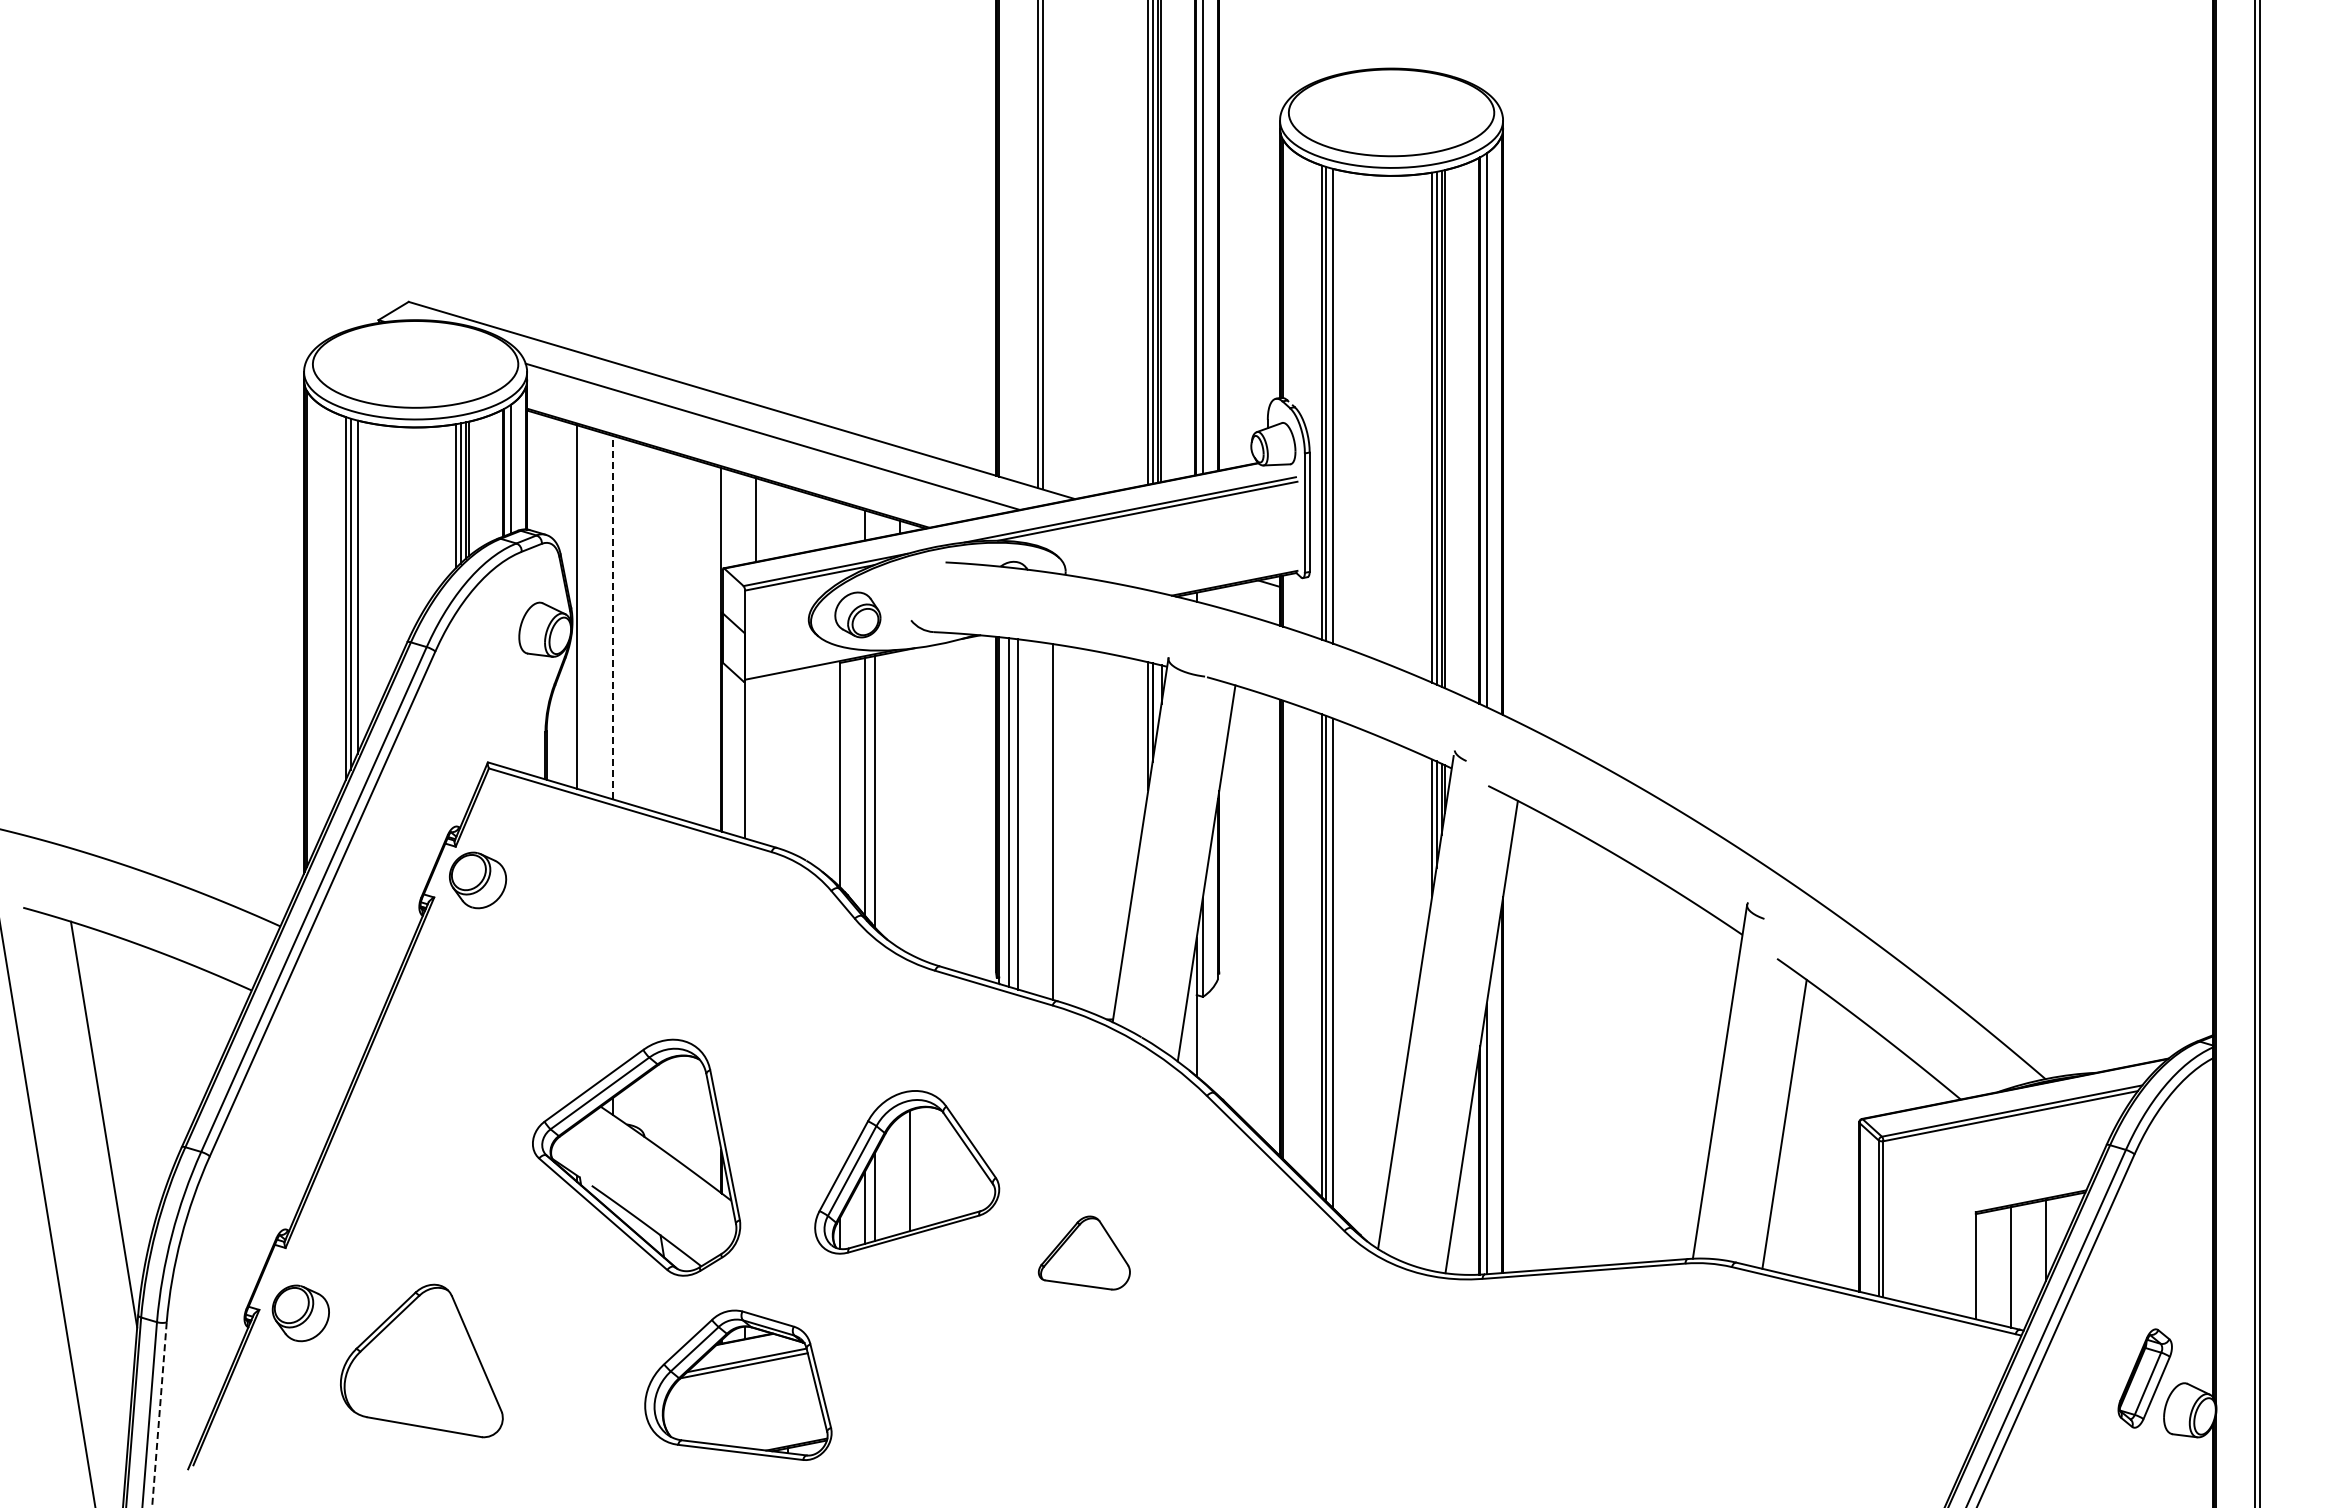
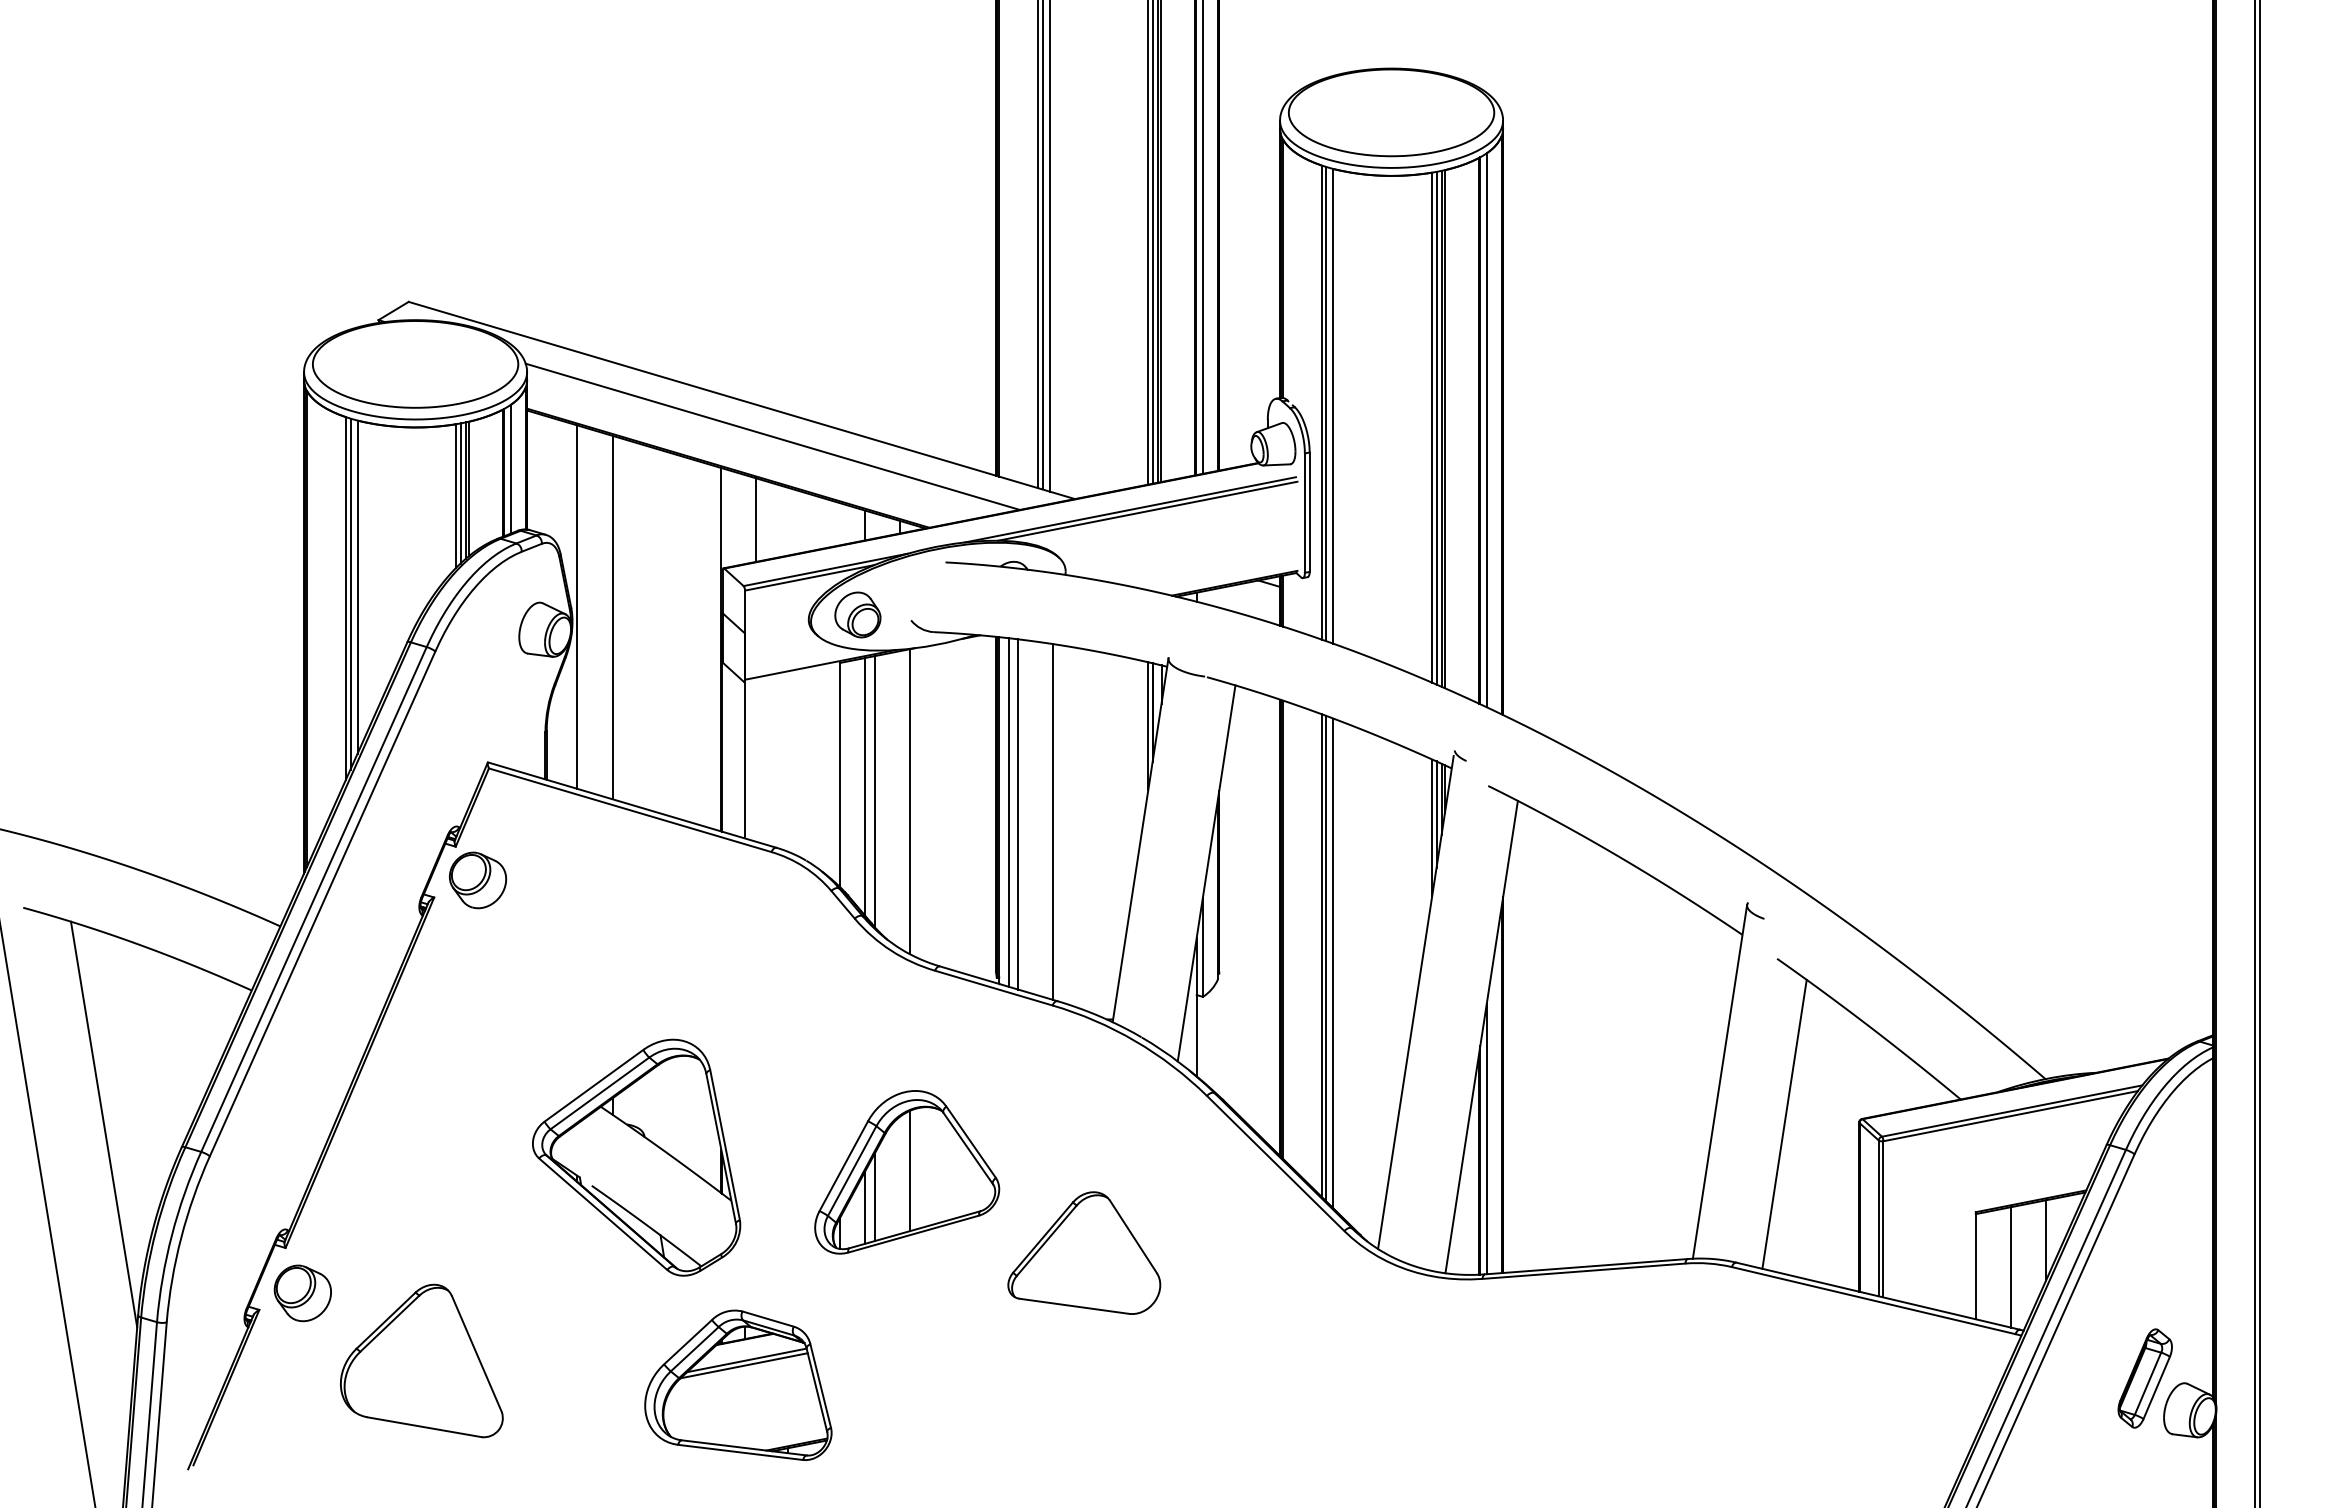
line: none -> present (1049, 246)
line: dashed -> solid (612, 617)
line: none -> present (910, 801)
part size: 94x76 px -> 155x124 px (1084, 1252)
part position: (300, 1313) -> (302, 1293) (302, 1293)
line: dashed -> solid (159, 1414)
